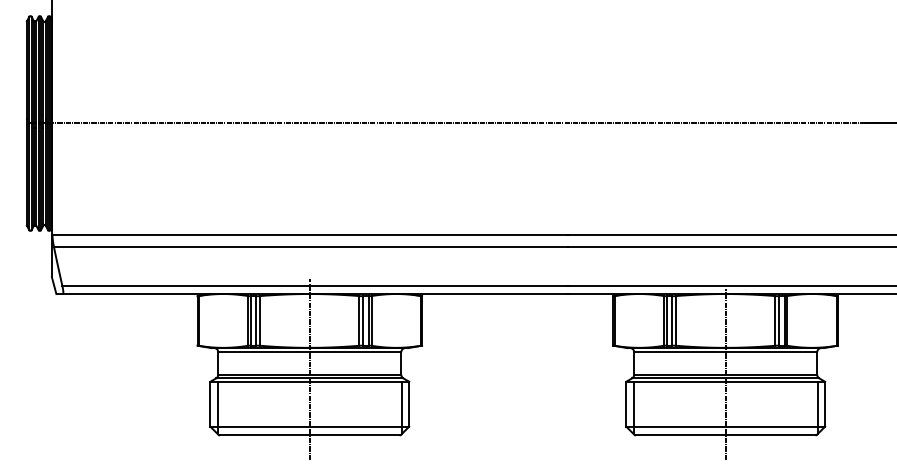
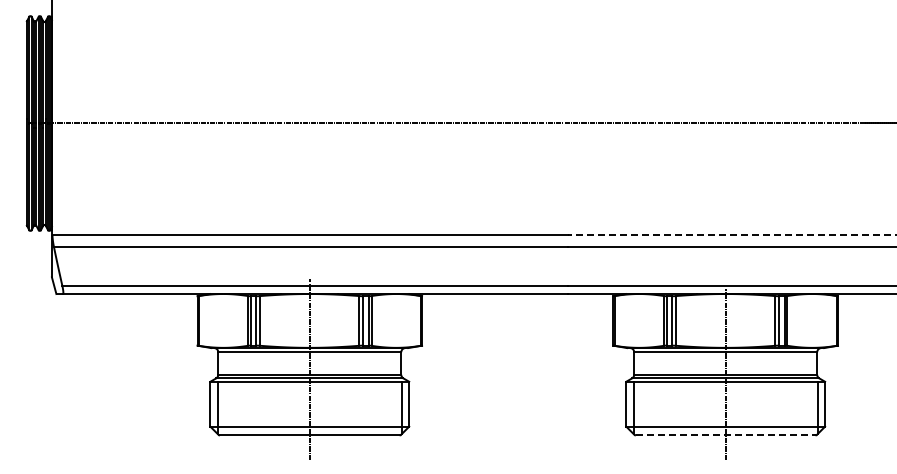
line: solid -> dashed (731, 235)
line: solid -> dashed (725, 435)
